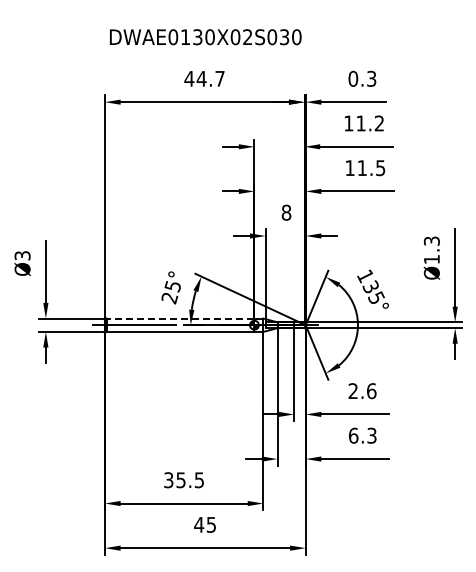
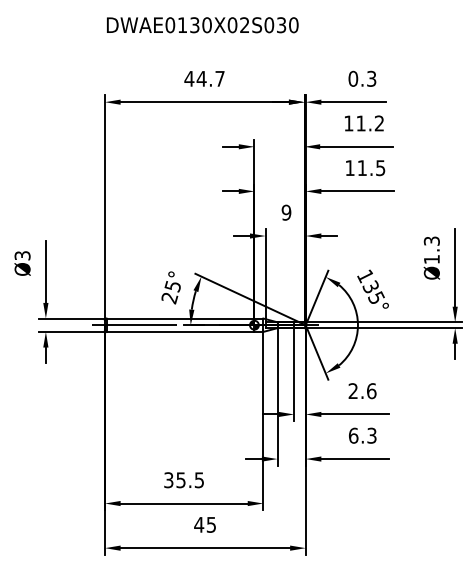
text position: (205, 37) -> (202, 25) (202, 25)
text: 8 -> 9 (286, 212)
line: dashed -> solid (180, 318)
